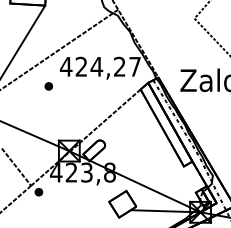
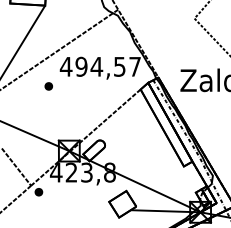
text: 424,27 -> 494,57 (100, 66)
